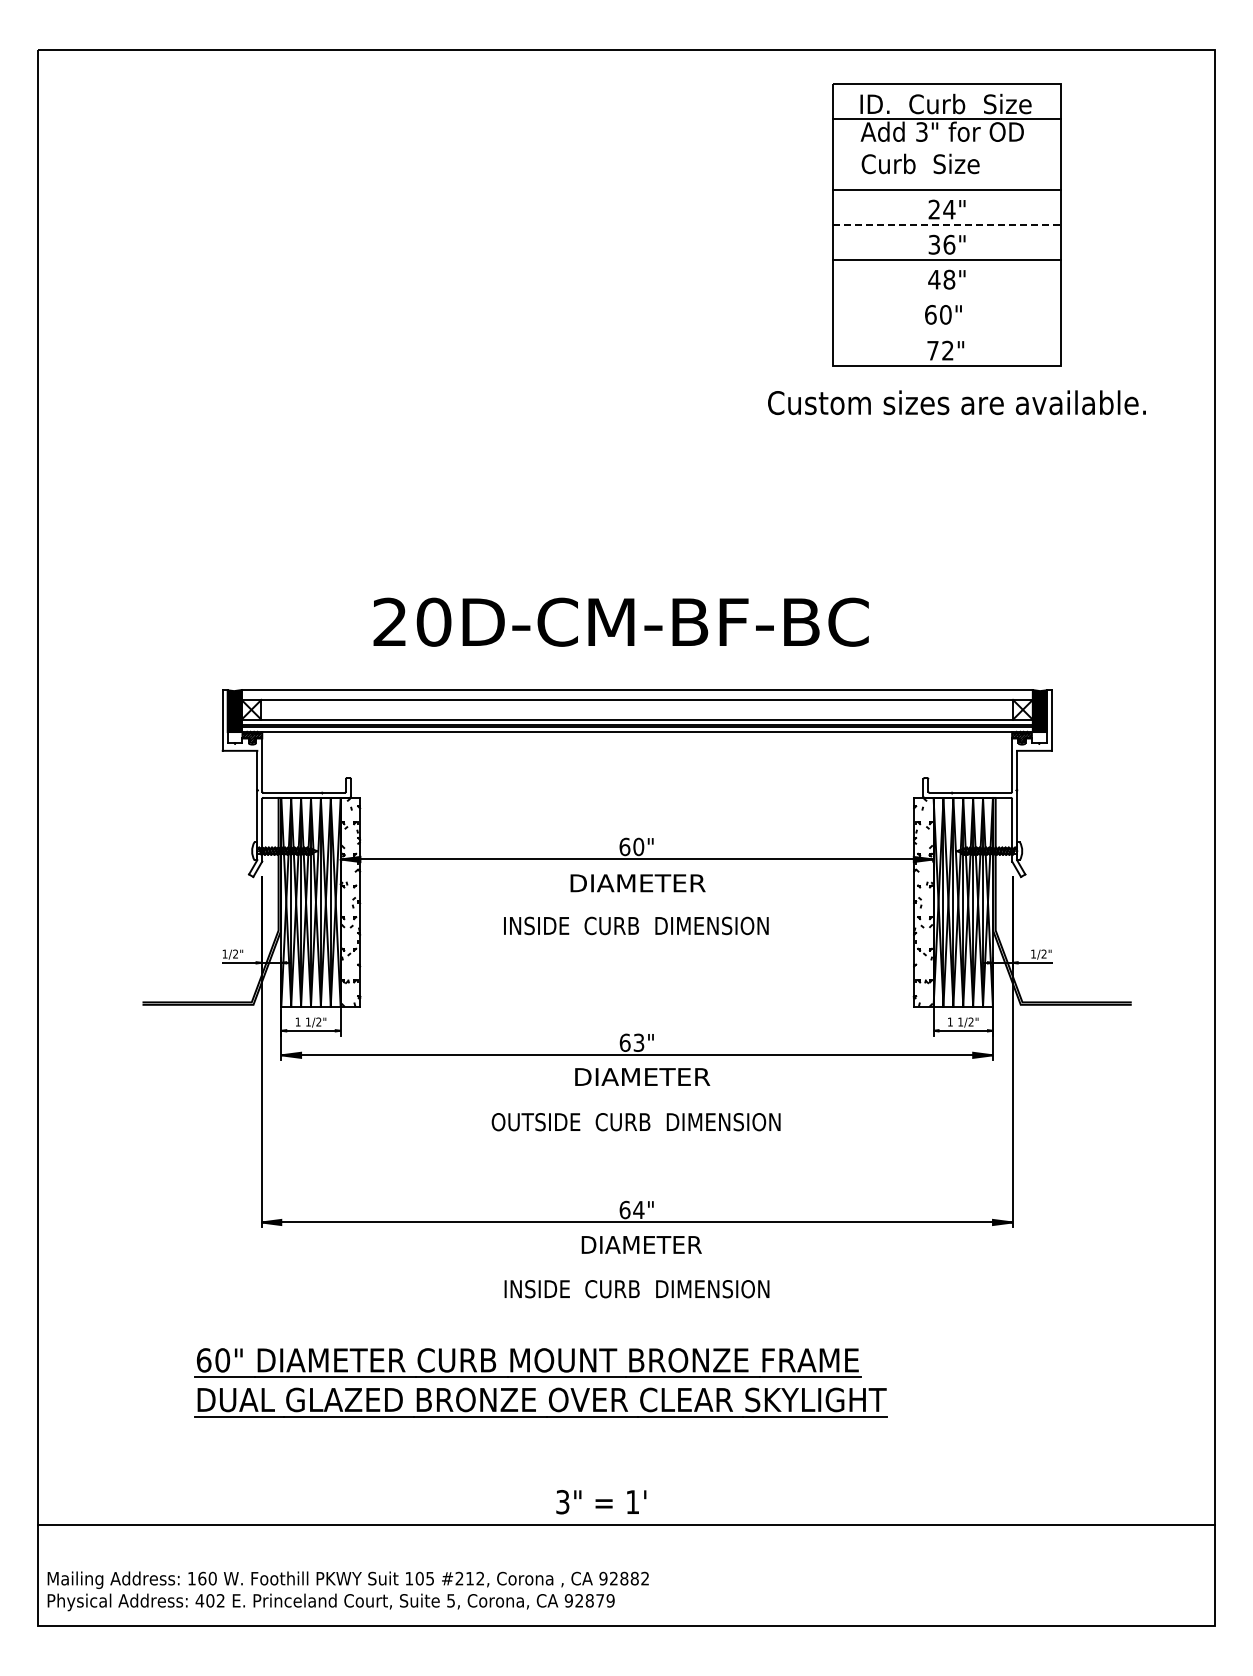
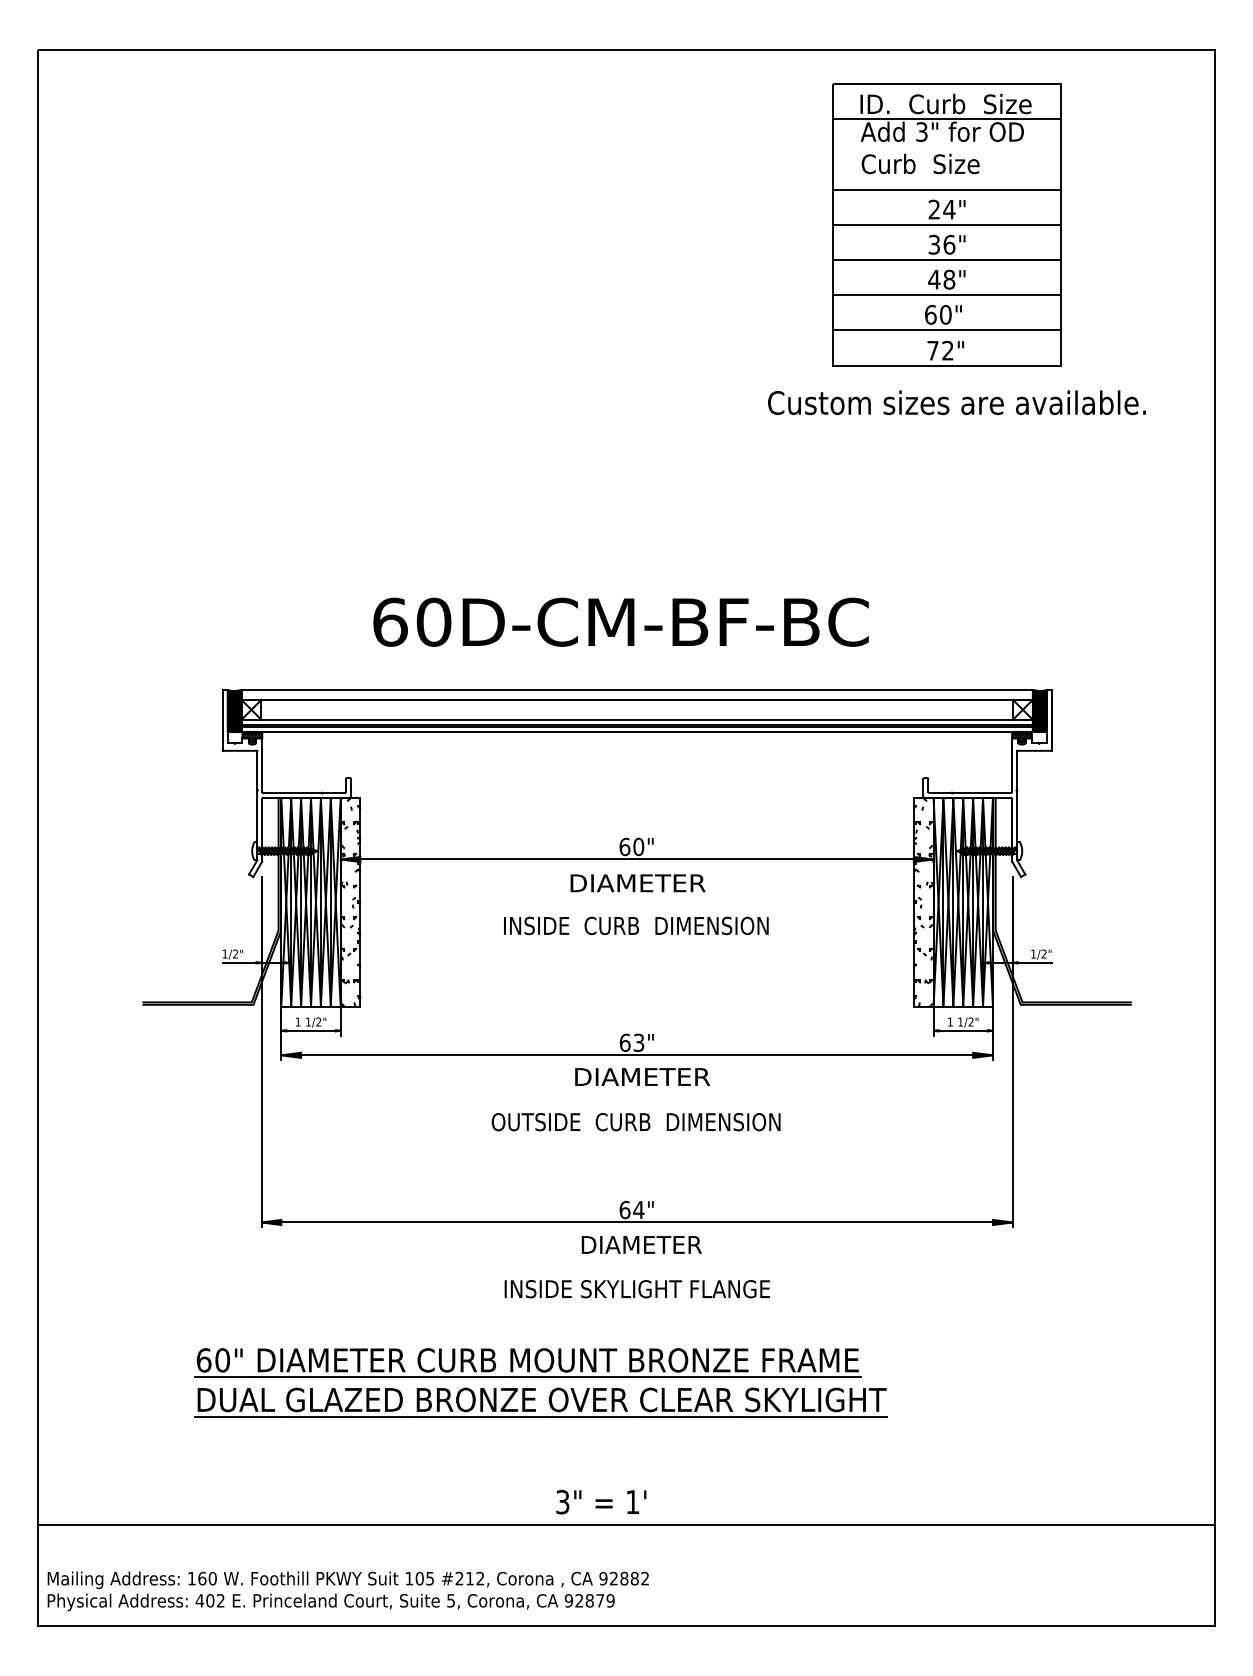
line: dashed -> solid (947, 224)
line: none -> present (947, 294)
line: none -> present (947, 329)
text: 20D-CM-BF-BC -> 60D-CM-BF-BC (390, 621)
text: INSIDE  CURB  DIMENSION -> INSIDE SKYLIGHT FLANGE (637, 1289)
